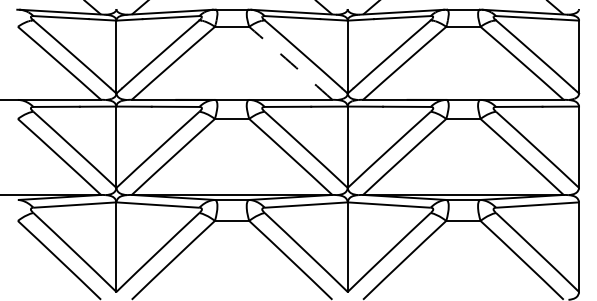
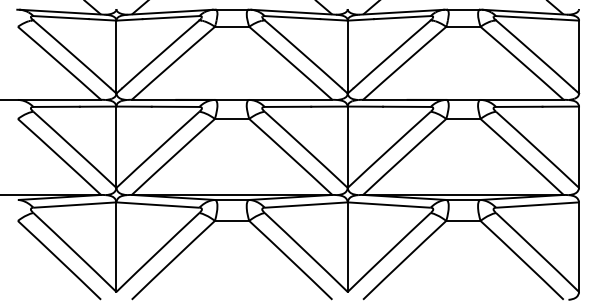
arc: dashed -> solid (291, 63)
